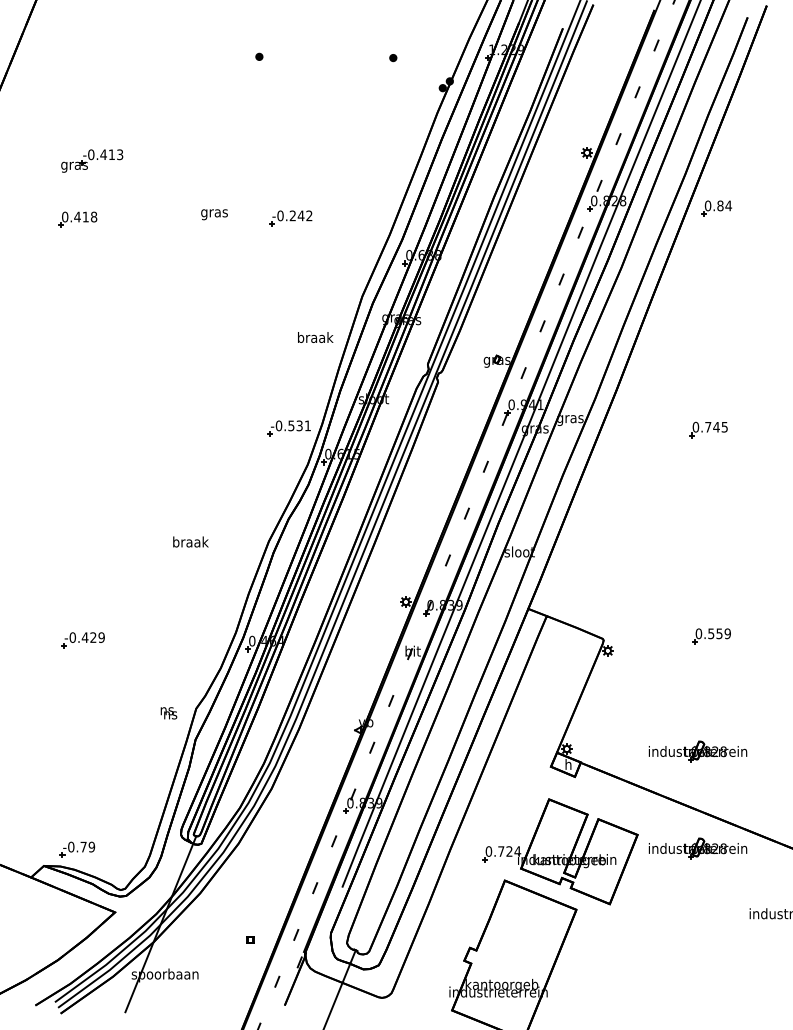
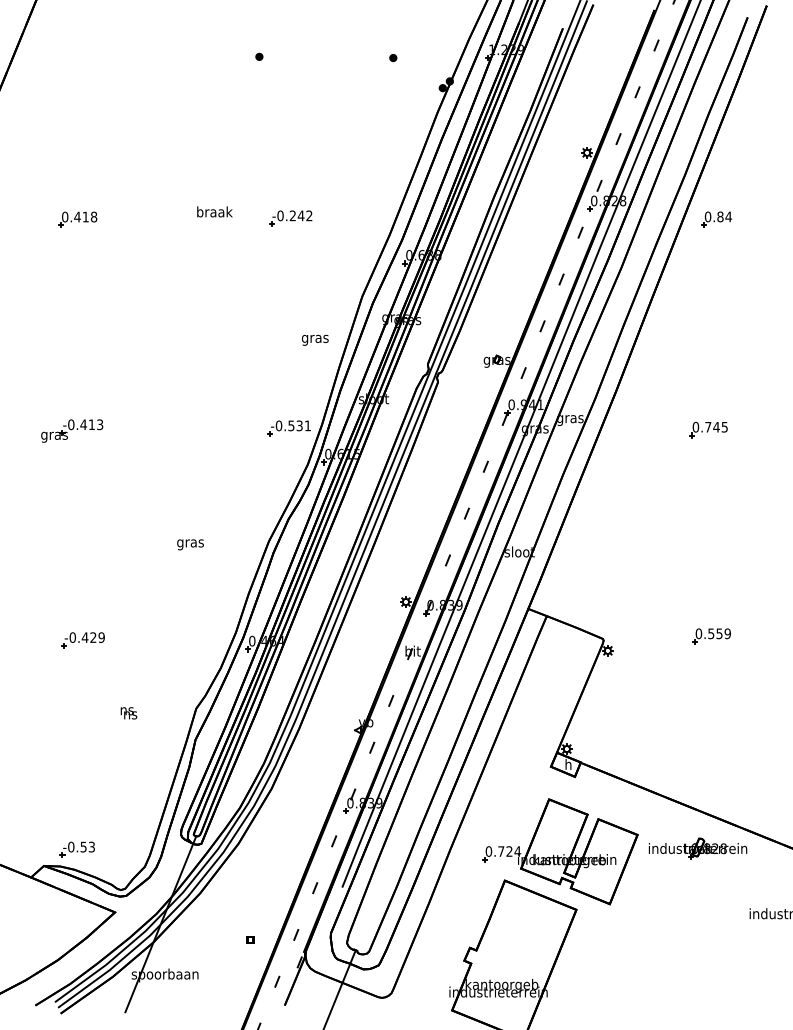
part position: (92, 160) -> (72, 430) (72, 430)
part position: (716, 208) -> (716, 219) (716, 219)
text: gras -> braak (214, 213)
text: braak -> gras (315, 338)
text: braak -> gras (190, 543)
text position: (168, 713) -> (128, 713) (128, 713)
part: present -> none (697, 751)
text: -0.79 -> -0.53 (87, 846)
